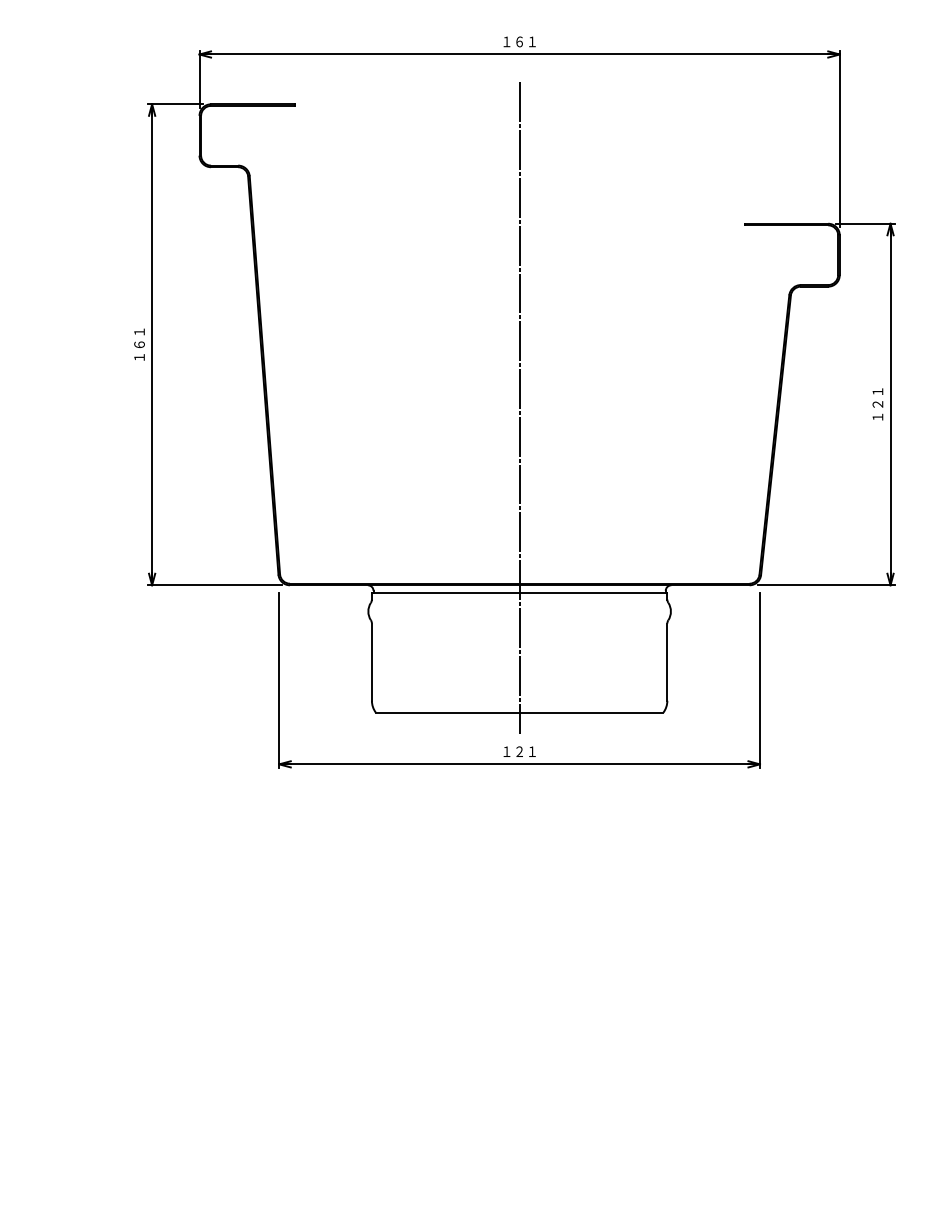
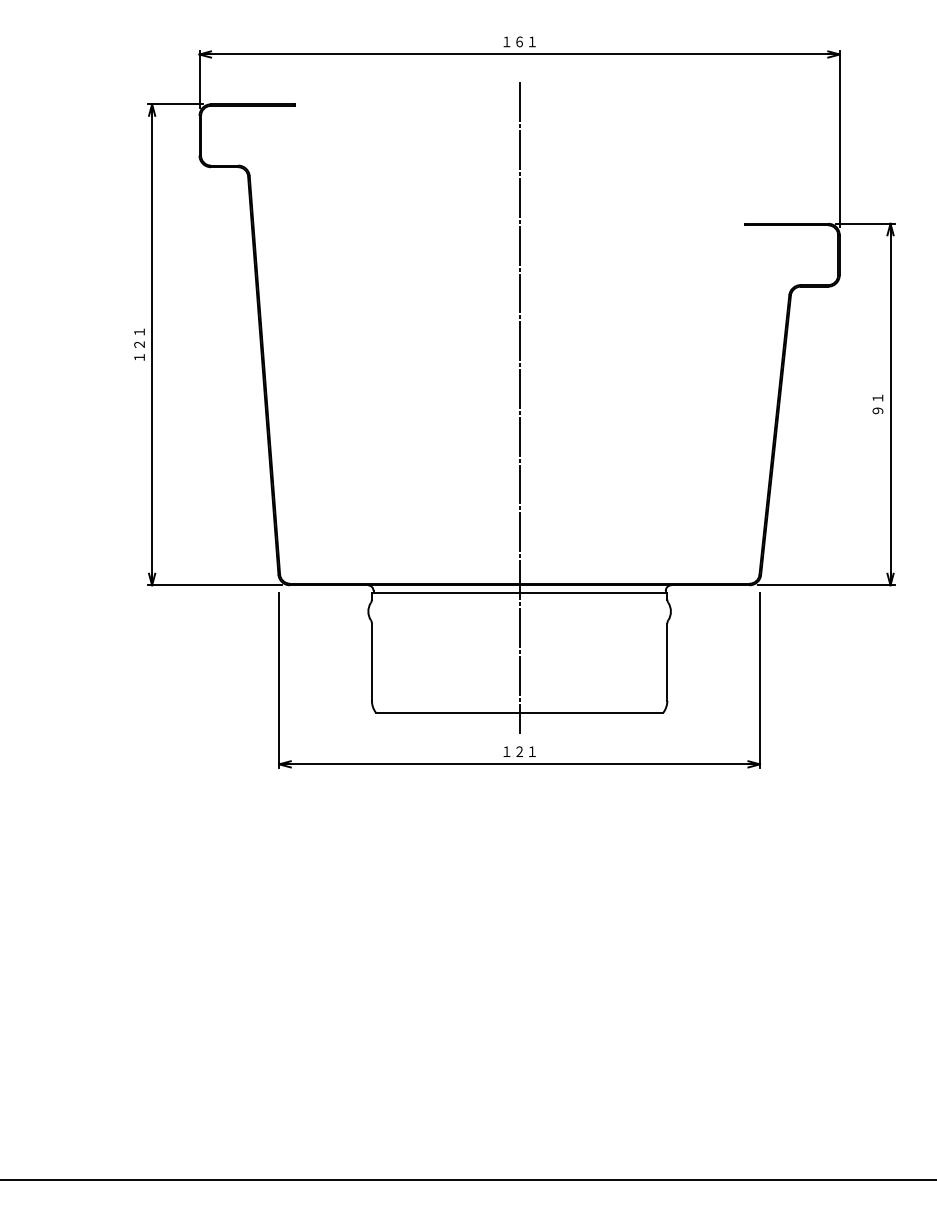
text: １６１ -> １２１ (139, 344)
text: １２１ -> ９１ (877, 404)
line: none -> present (467, 1179)
